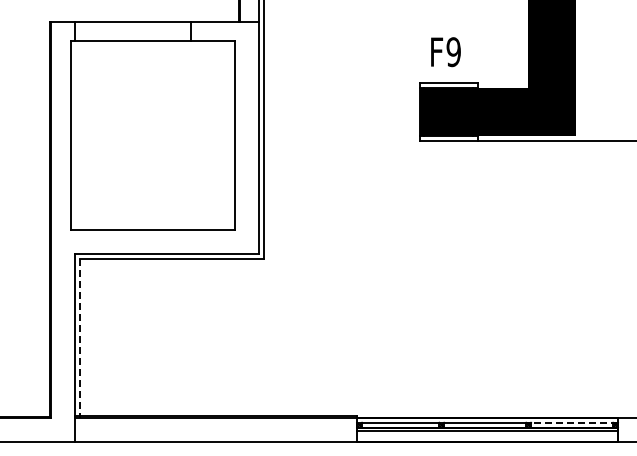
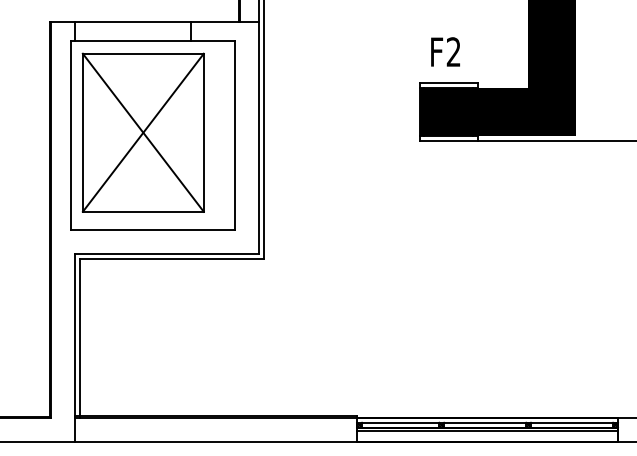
text: F9 -> F2 (453, 52)
part: none -> present (142, 132)
line: dashed -> solid (80, 338)
line: dashed -> solid (572, 422)
